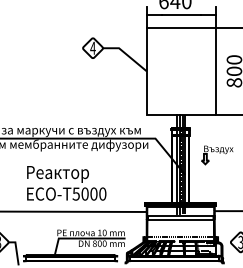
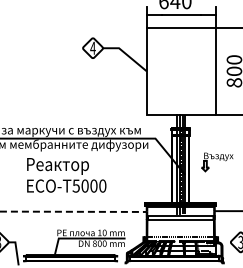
part position: (217, 155) -> (217, 162) (217, 162)
text position: (66, 183) -> (66, 175) (66, 175)
line: solid -> dashed (73, 211)
